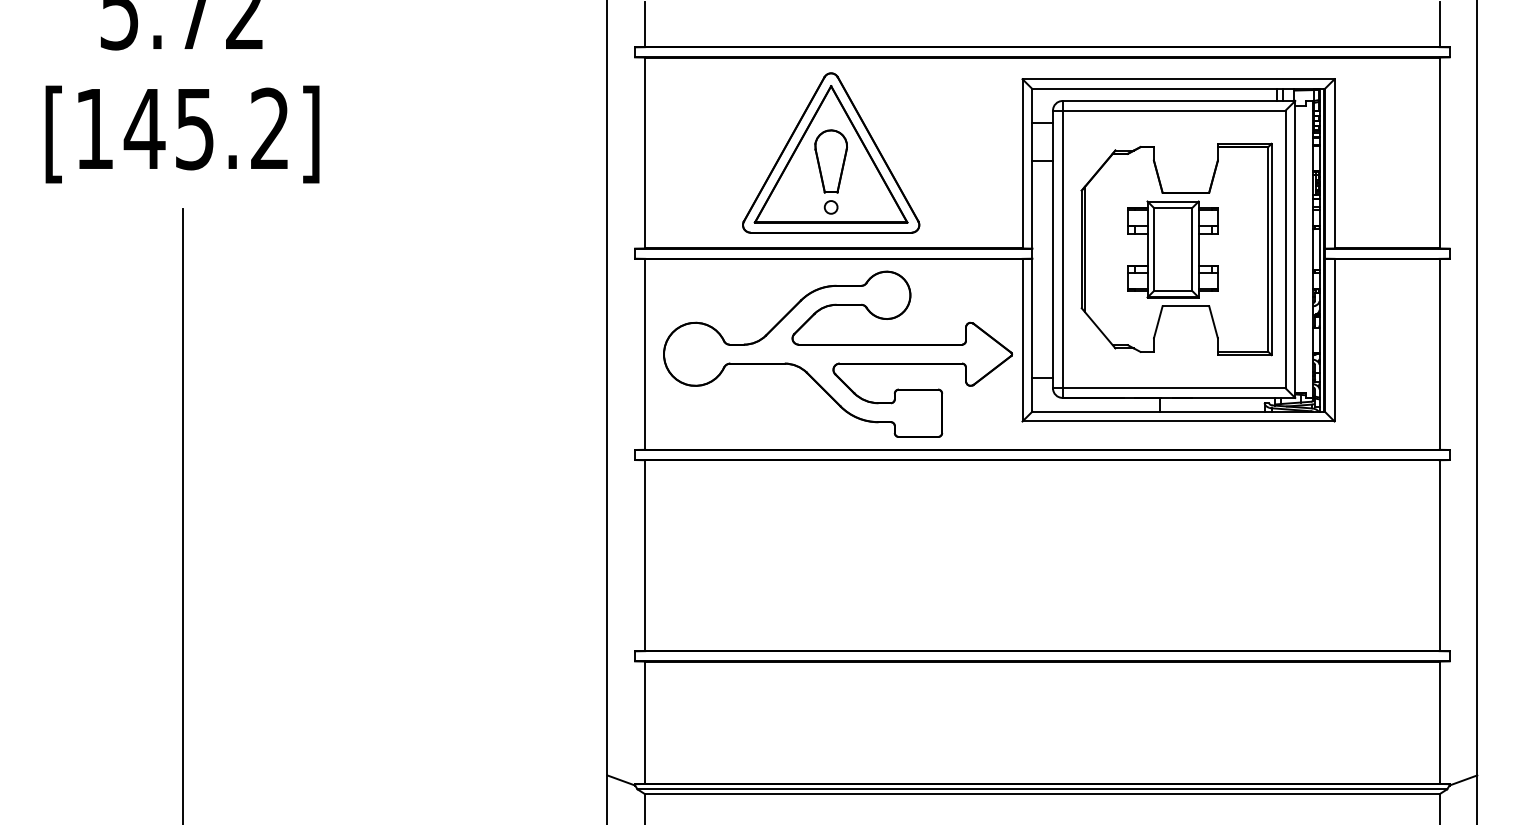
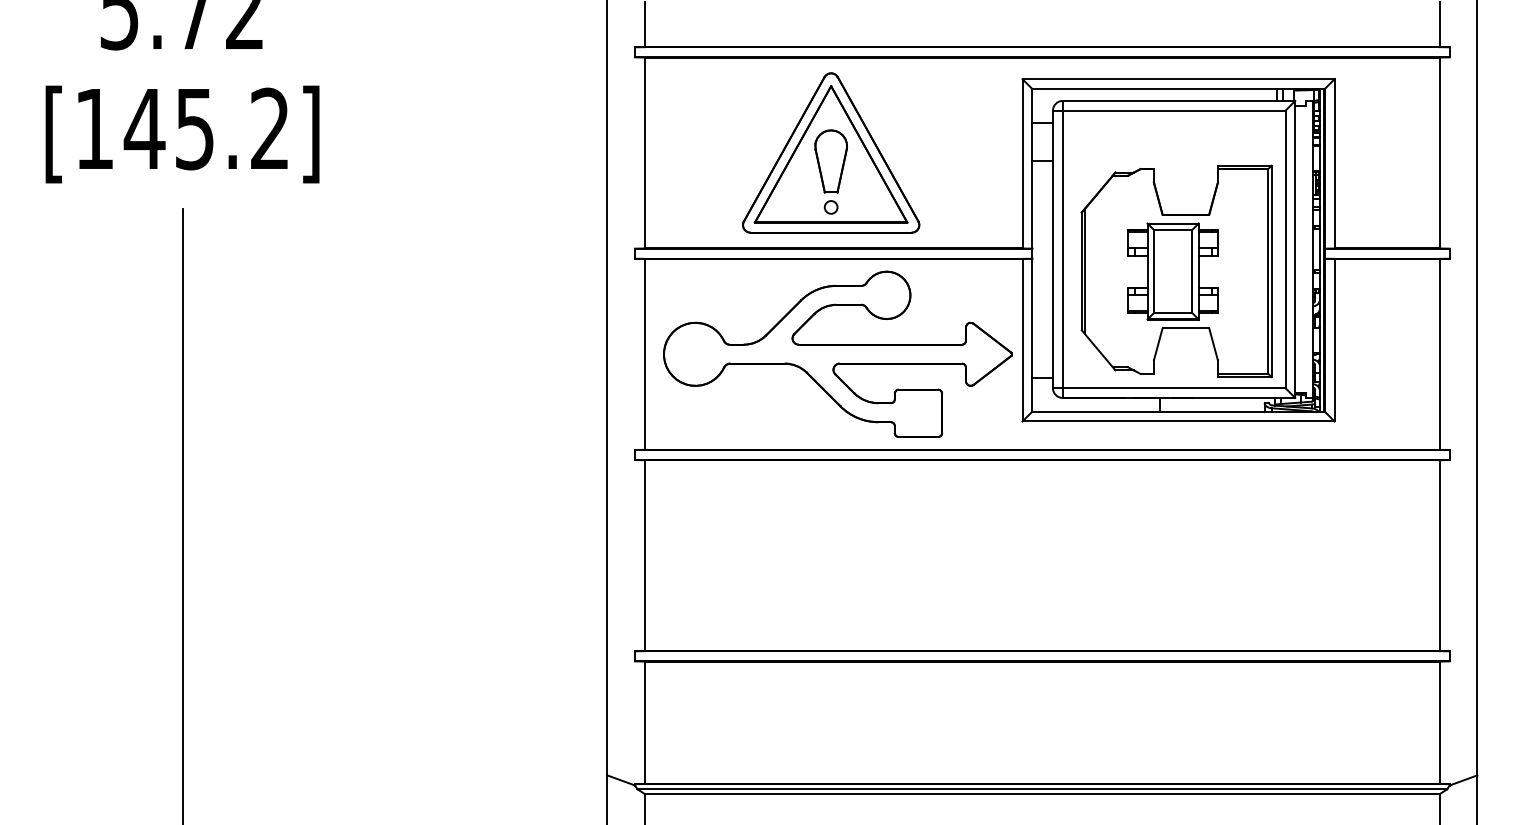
part position: (1176, 249) -> (1176, 271) (1176, 271)
